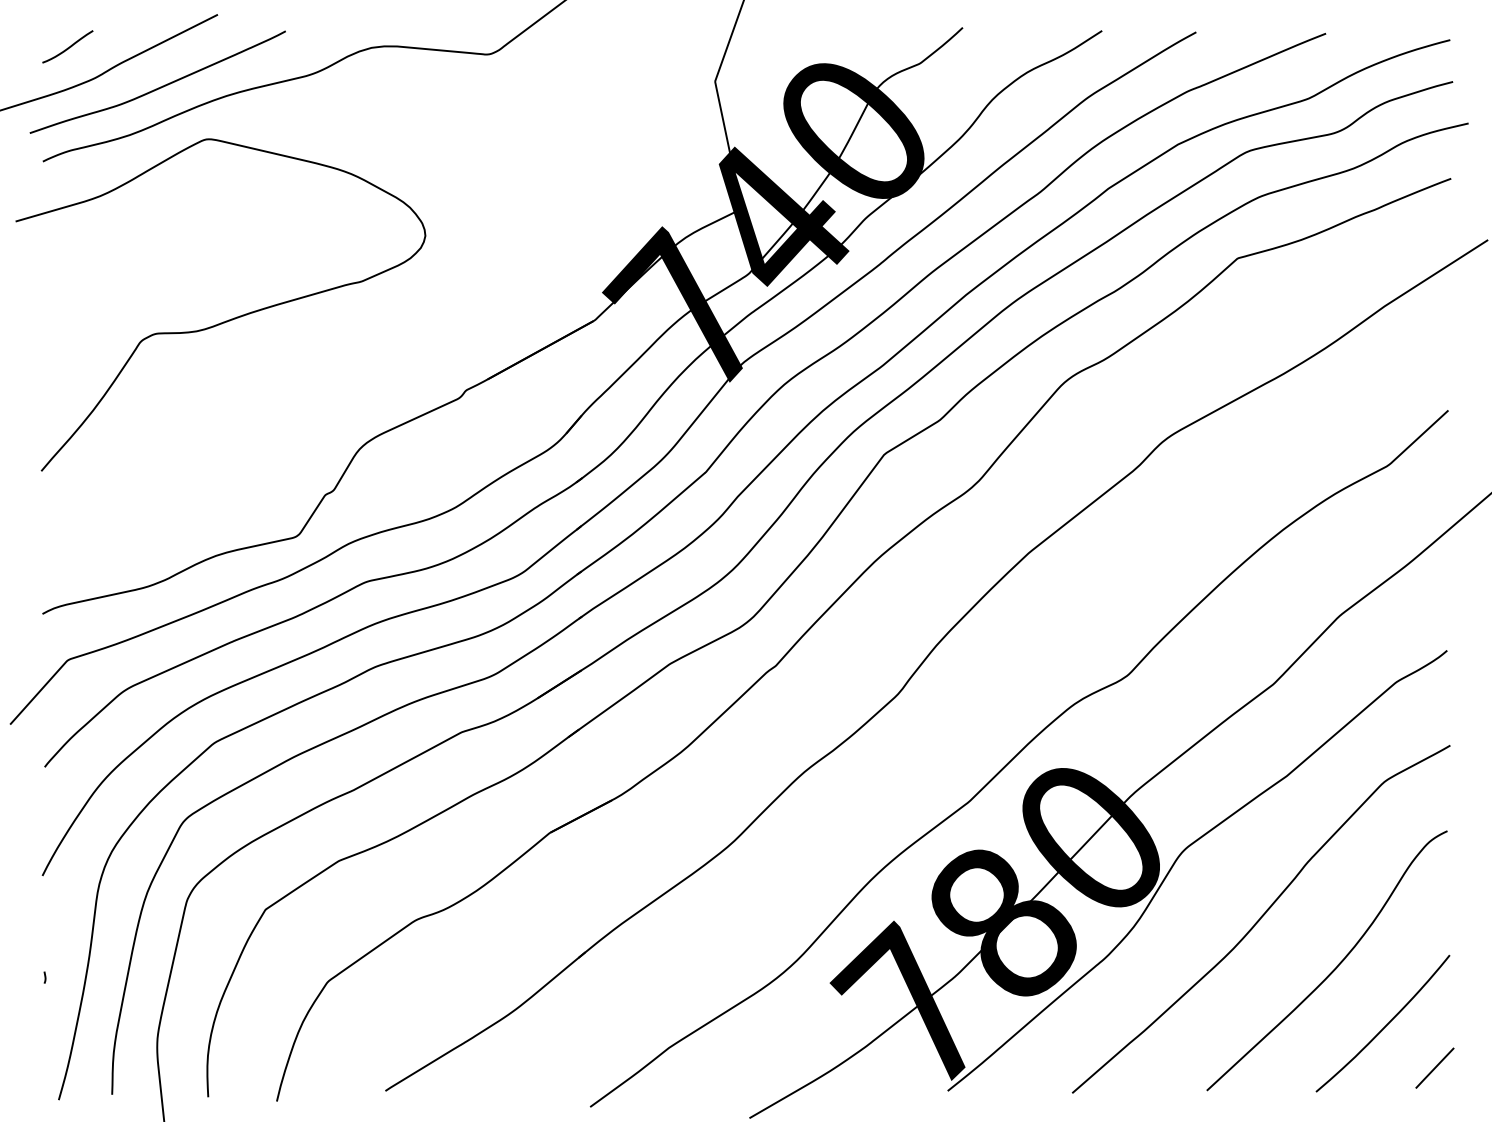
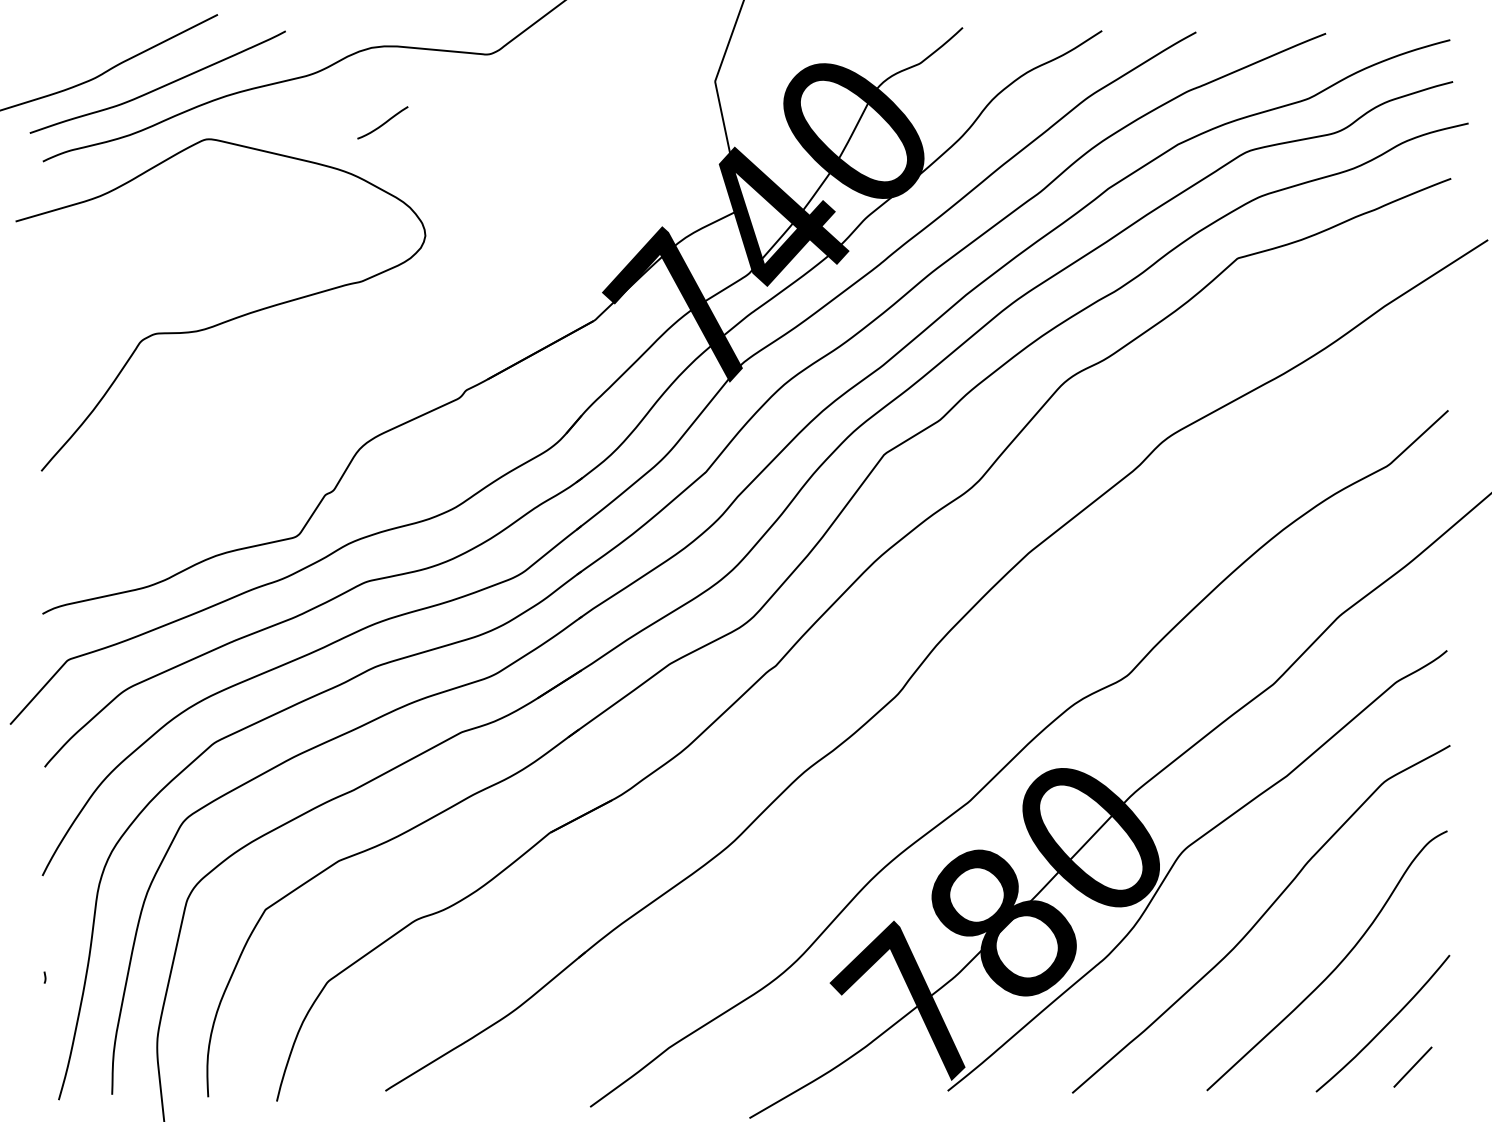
curve position: (67, 47) -> (382, 123) (382, 123)
line position: (1434, 1067) -> (1412, 1066) (1412, 1066)
